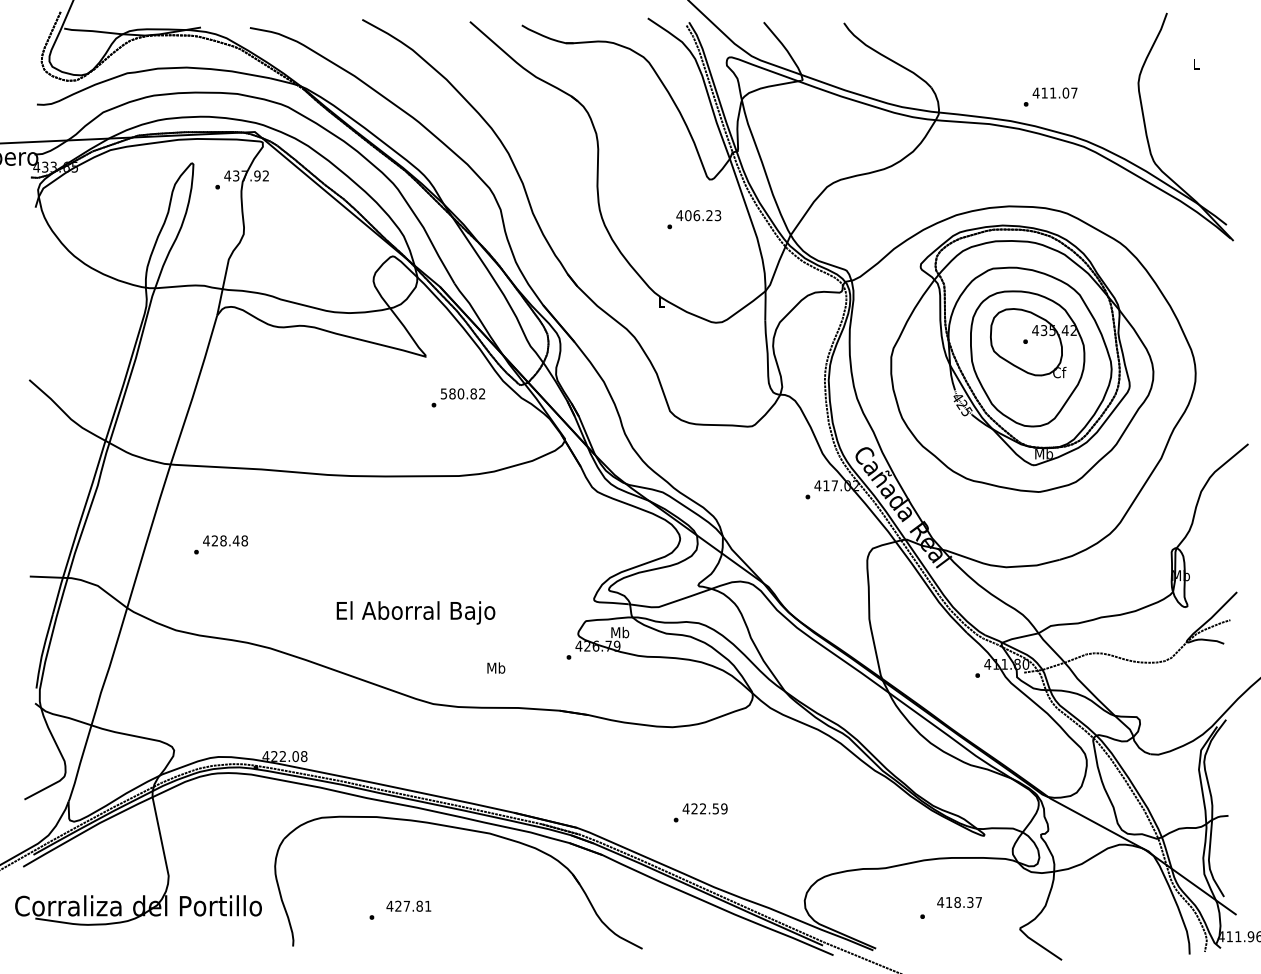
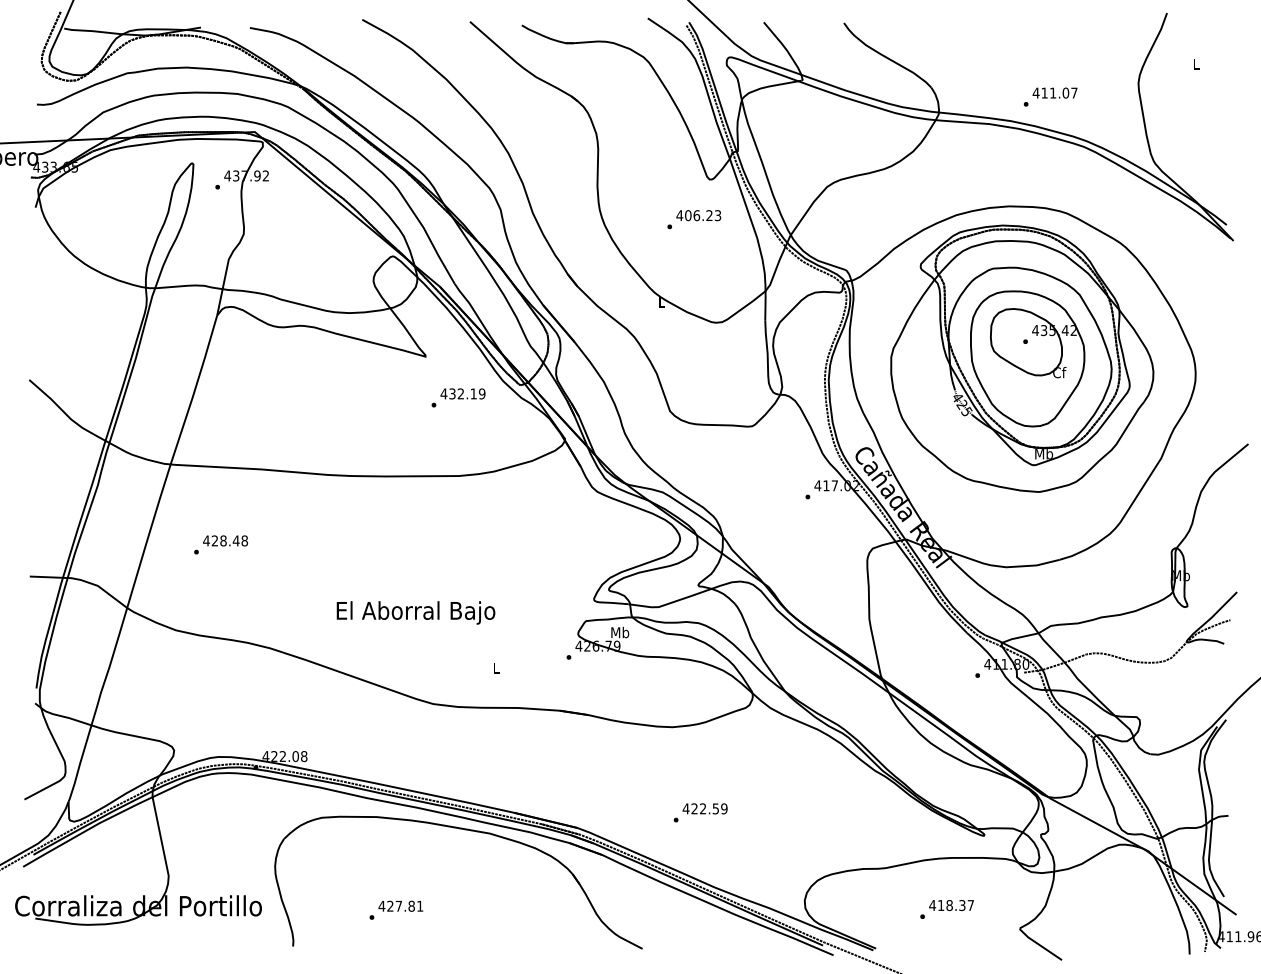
text: 580.82 -> 432.19 (462, 393)
text: Mb -> L (496, 667)
text position: (959, 902) -> (951, 905) (951, 905)
text position: (408, 905) -> (400, 905) (400, 905)
